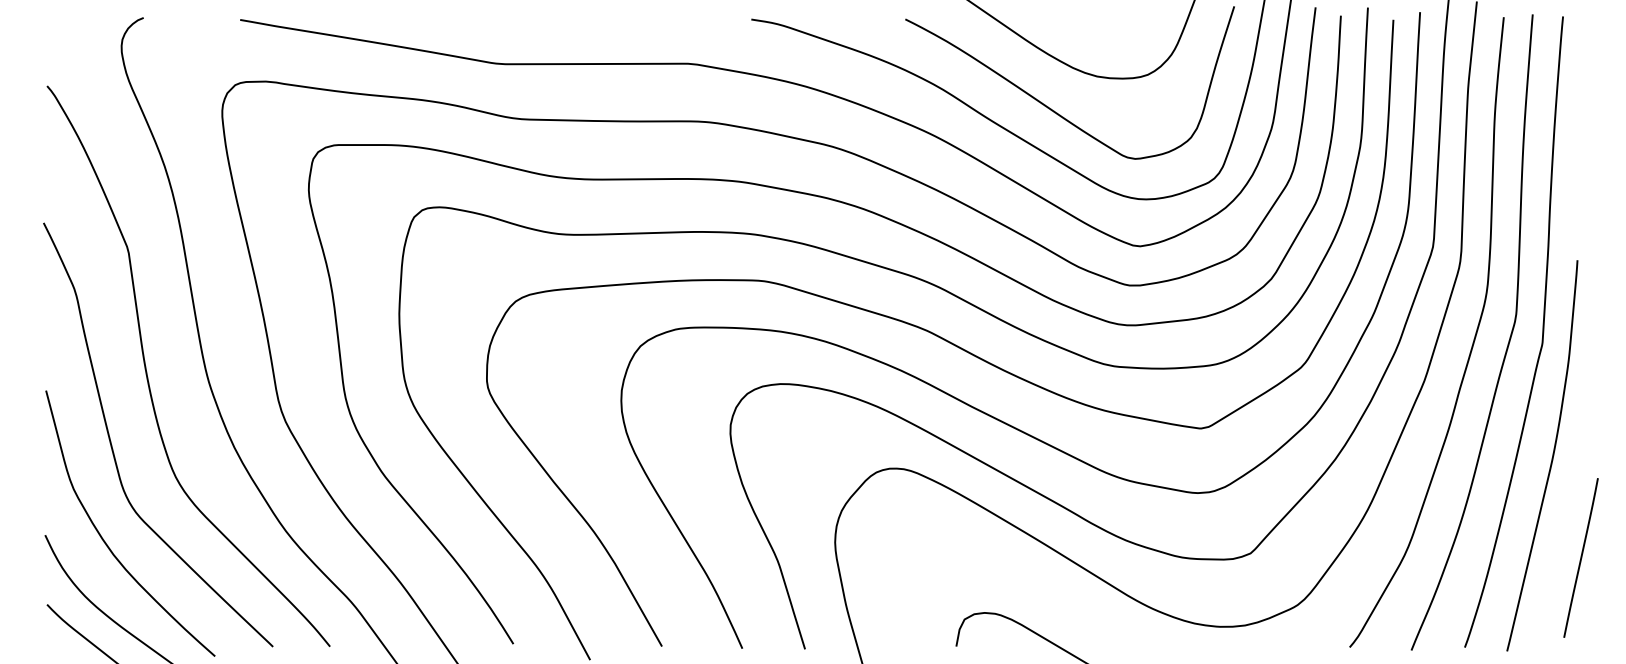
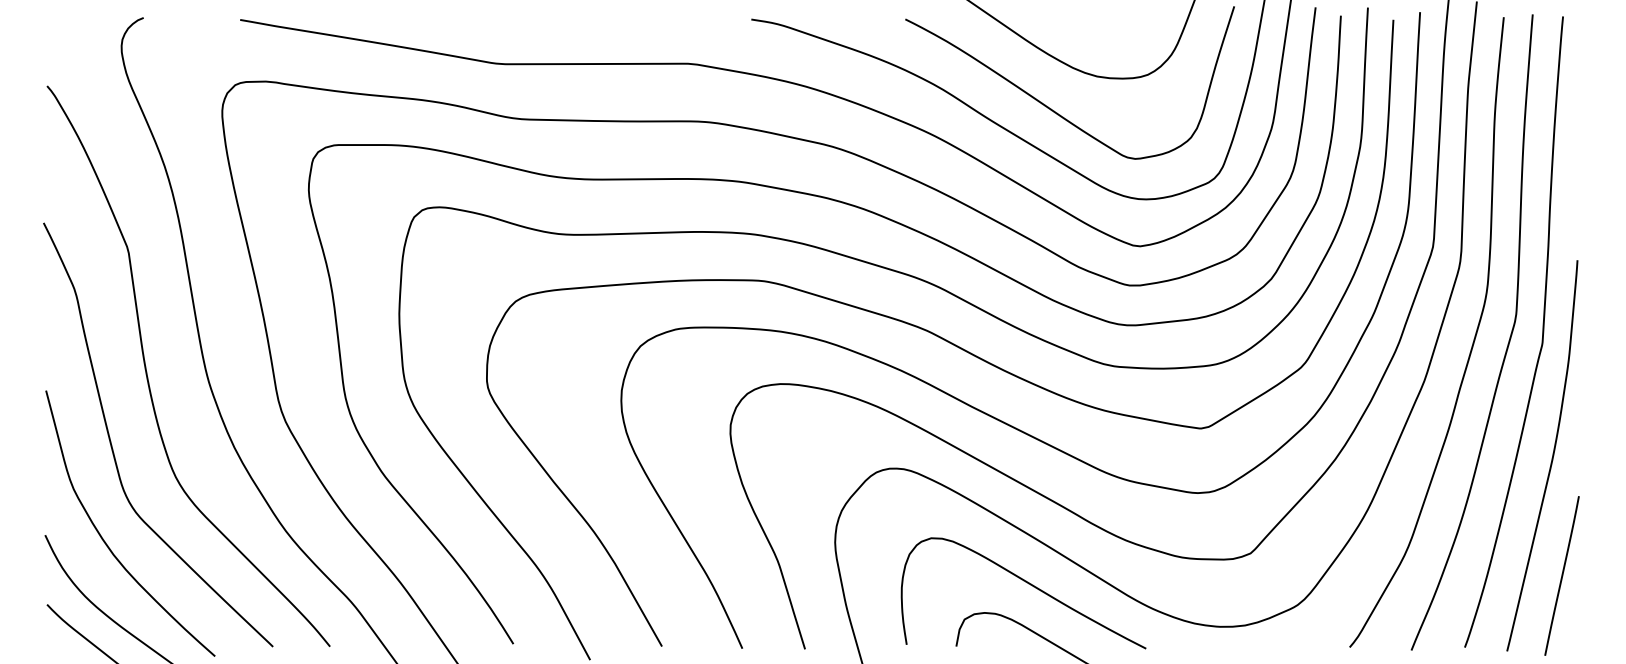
line position: (1580, 557) -> (1561, 575) (1561, 575)
curve: none -> present (1028, 584)
